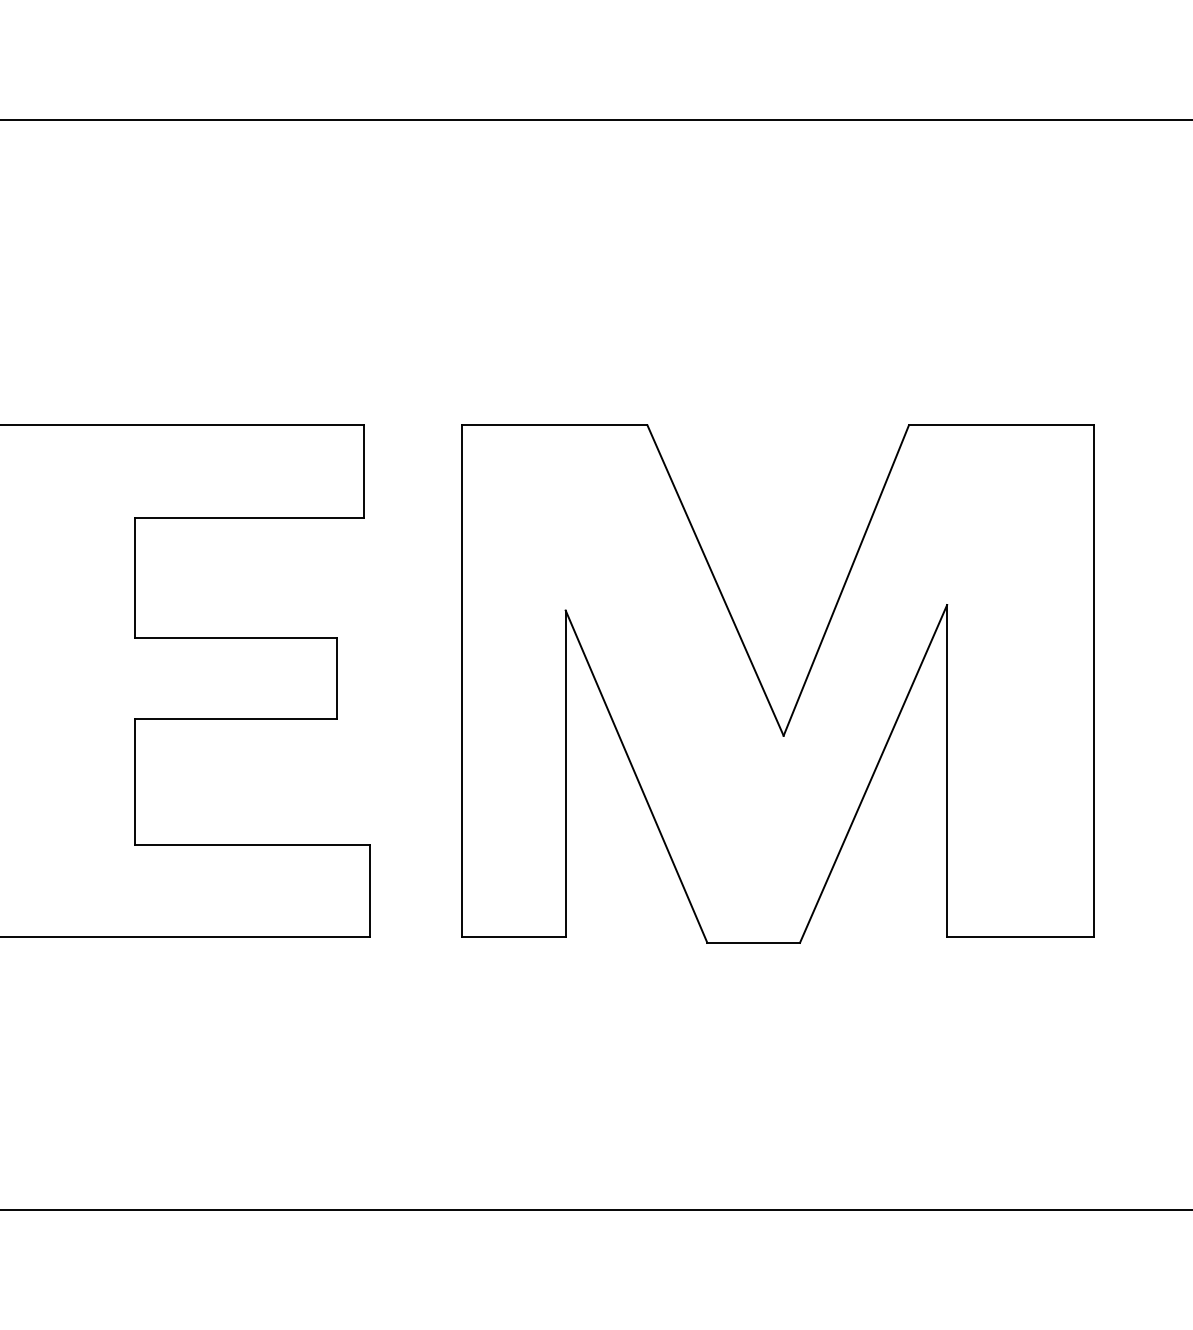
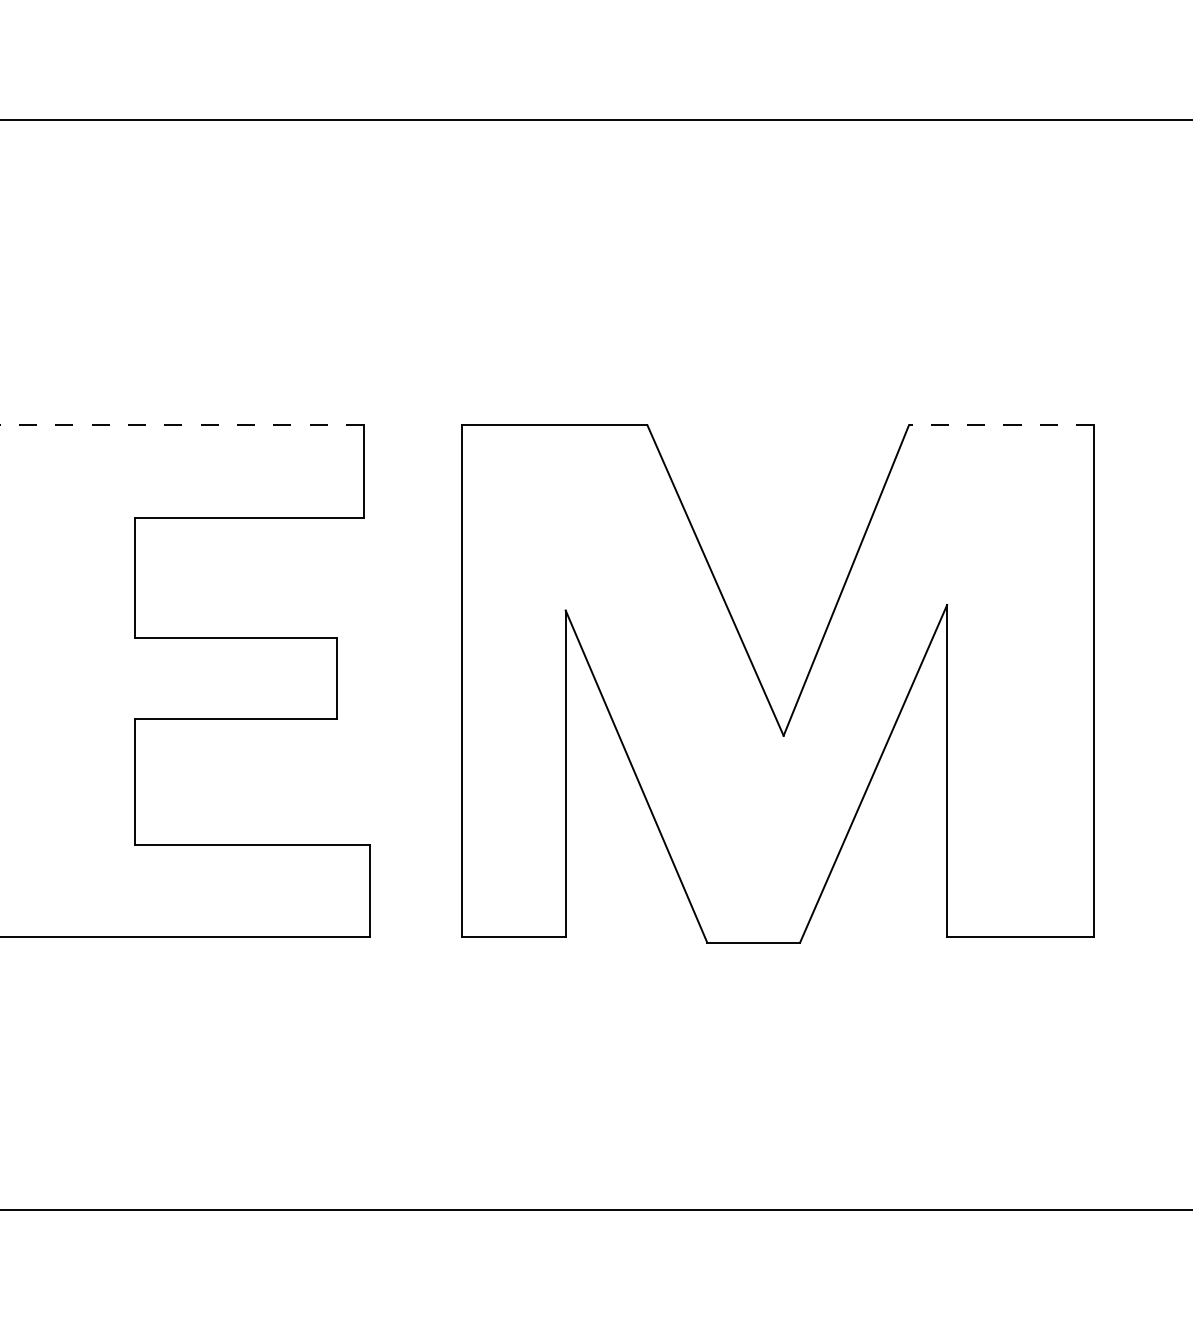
line: solid -> dashed (182, 425)
line: solid -> dashed (1001, 425)
